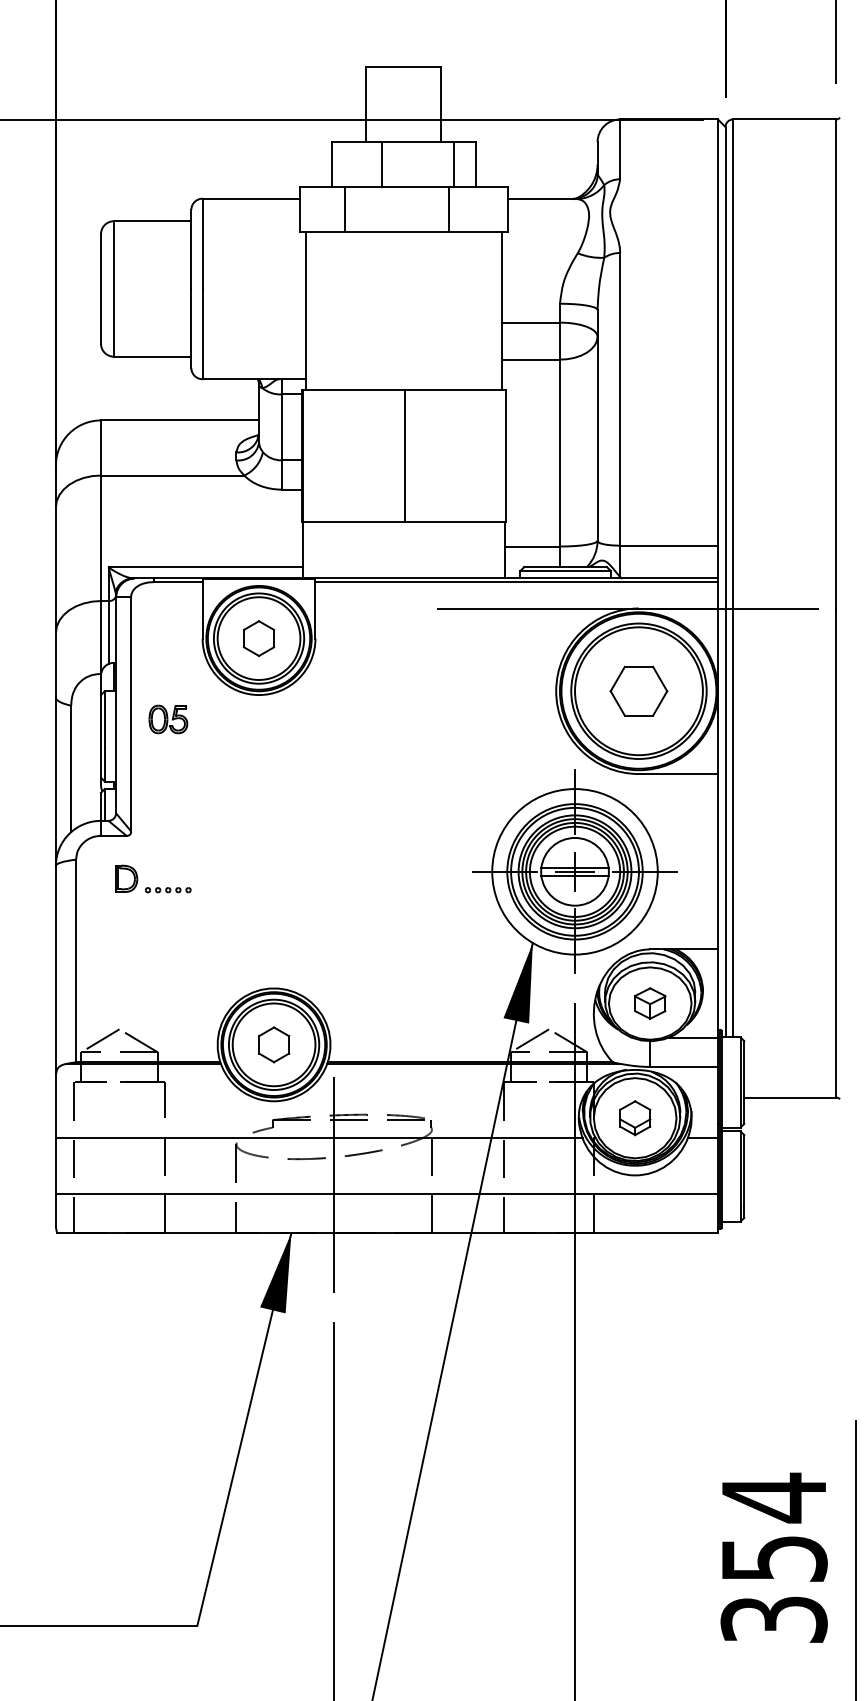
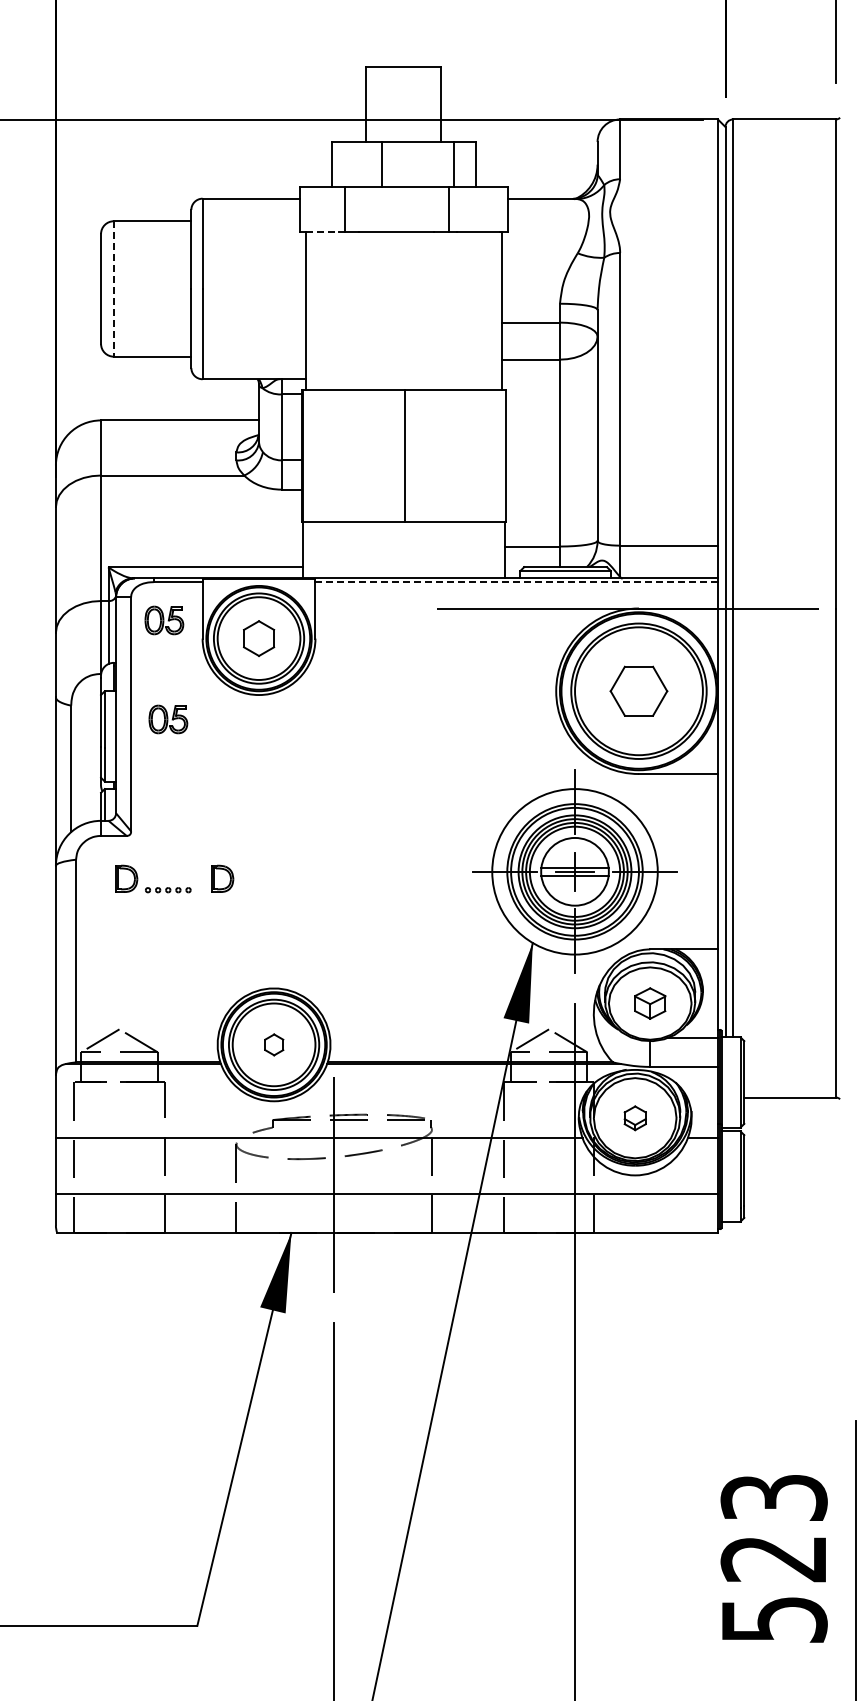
line: solid -> dashed (322, 232)
line: solid -> dashed (113, 288)
line: solid -> dashed (517, 582)
part: none -> present (164, 620)
part: none -> present (222, 878)
part size: 33x38 px -> 21x24 px (274, 1044)
part size: 33x37 px -> 24x27 px (634, 1118)
text: 354 -> 523 (773, 1557)
